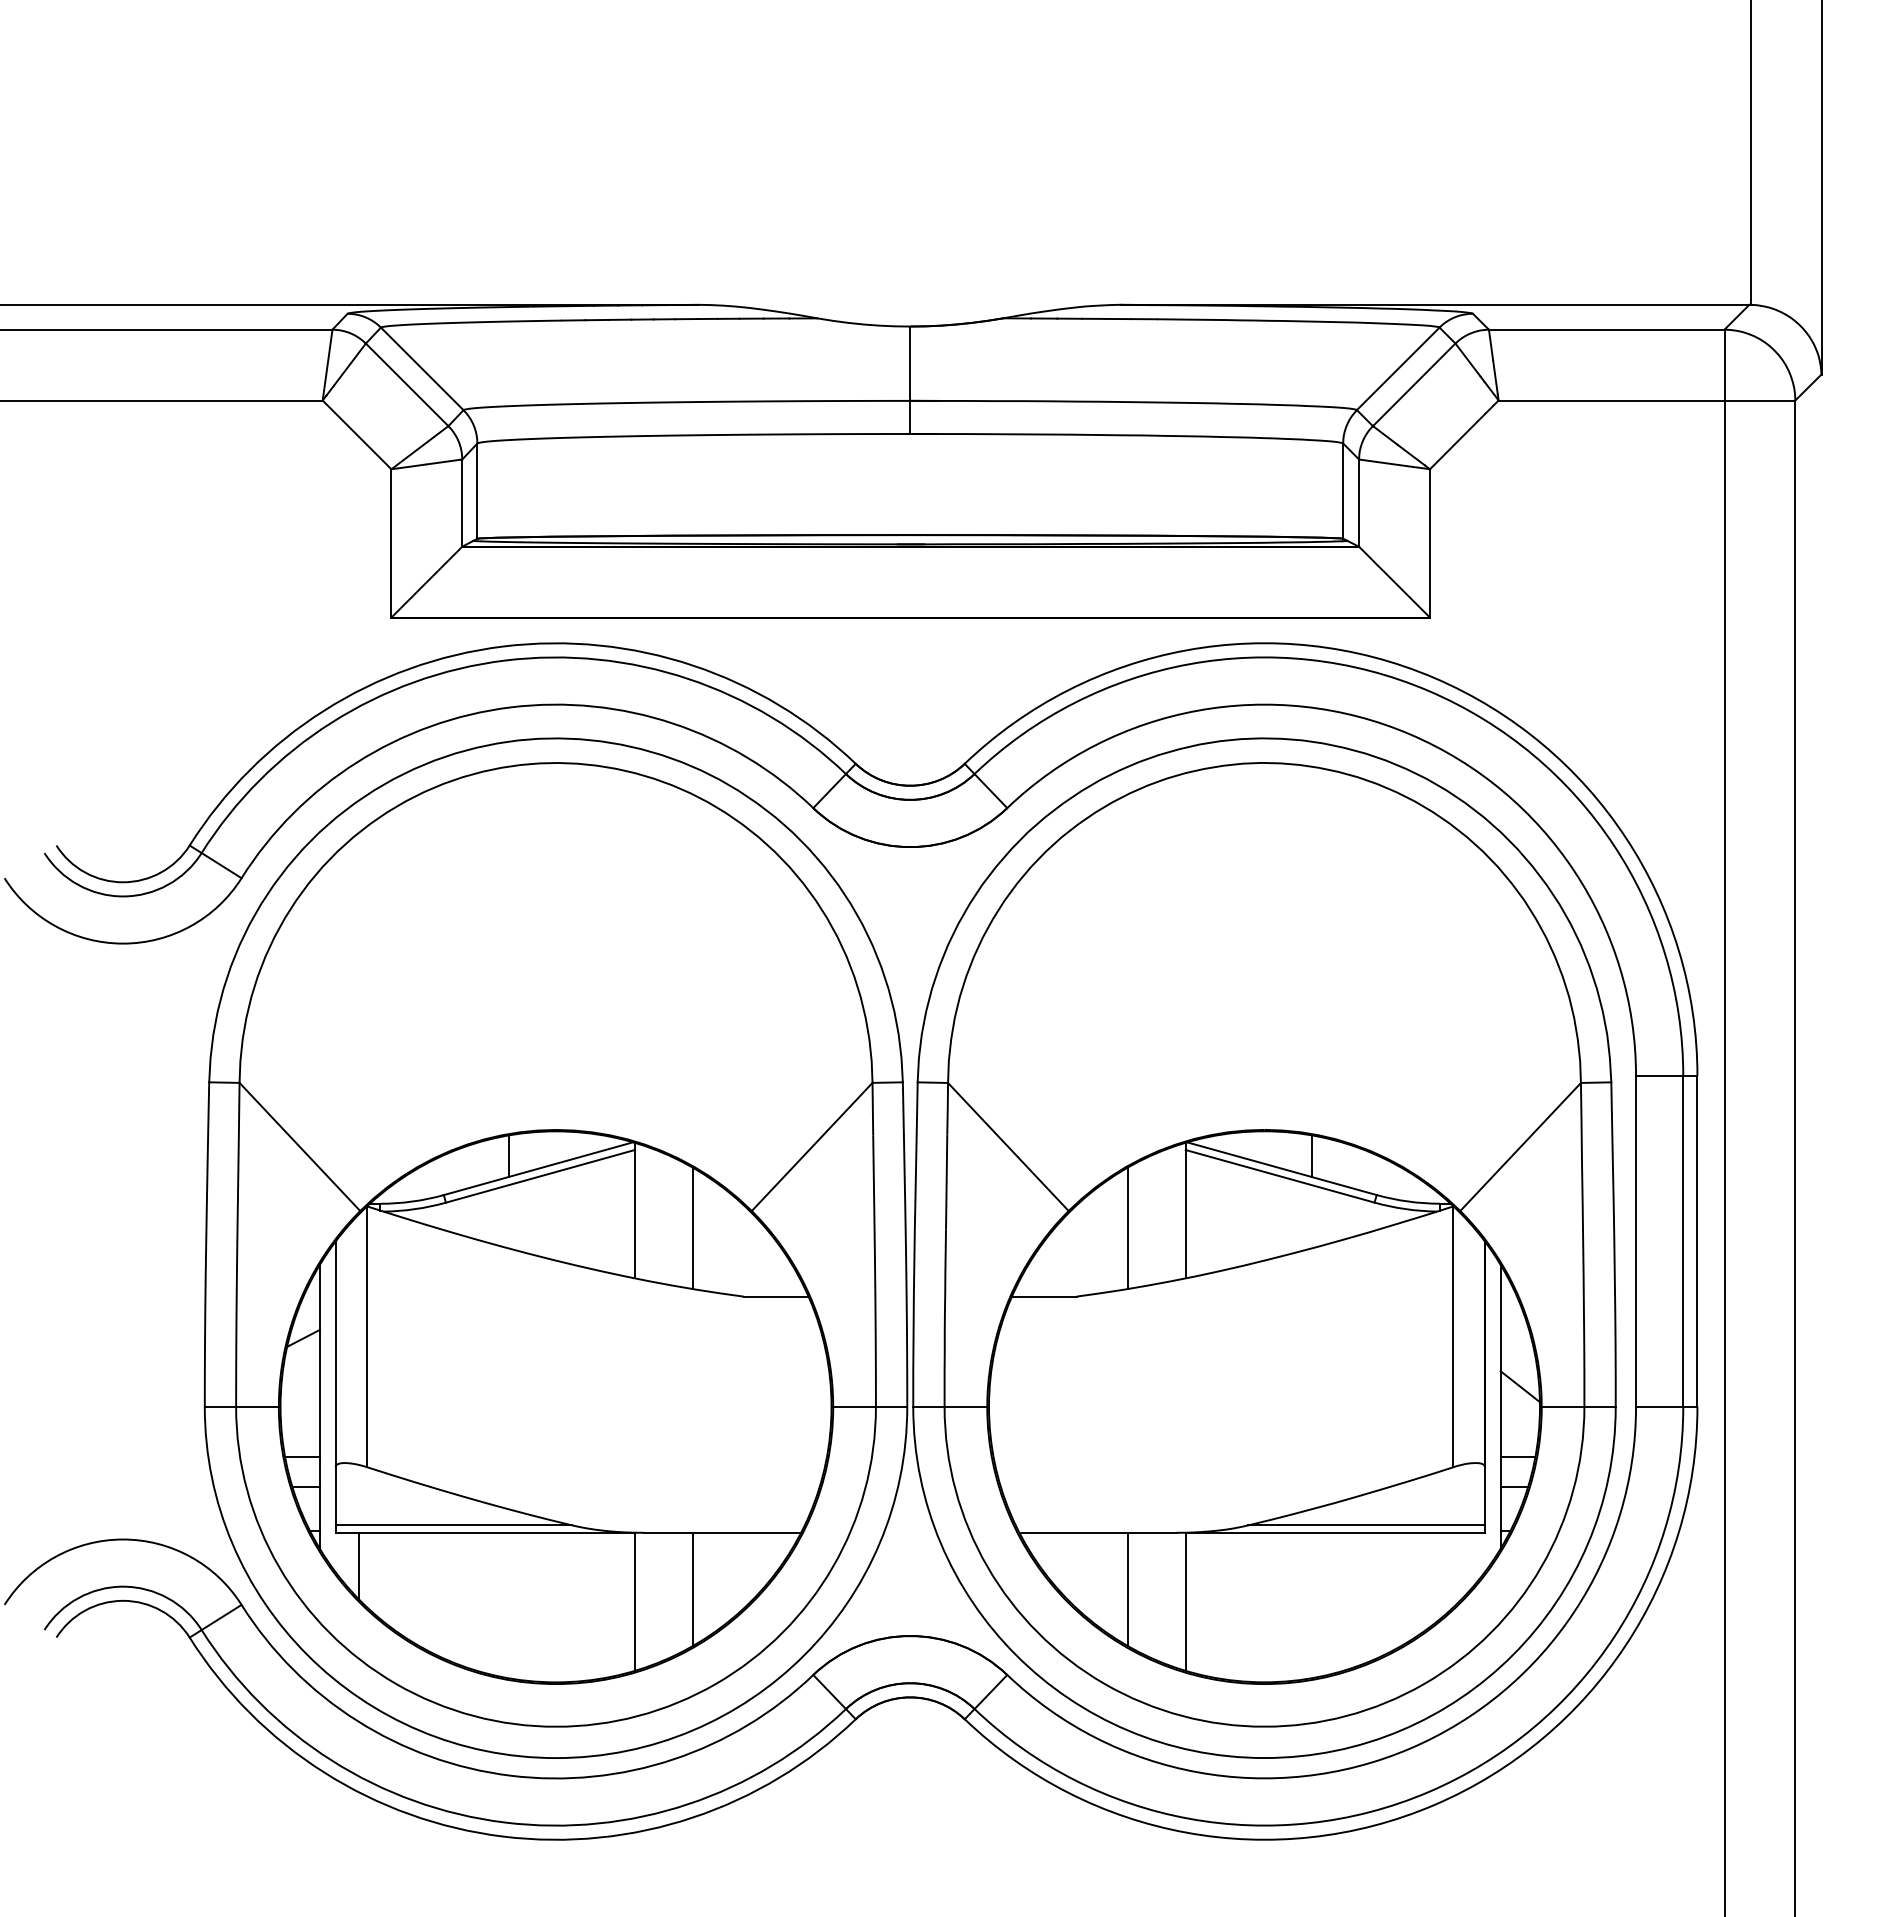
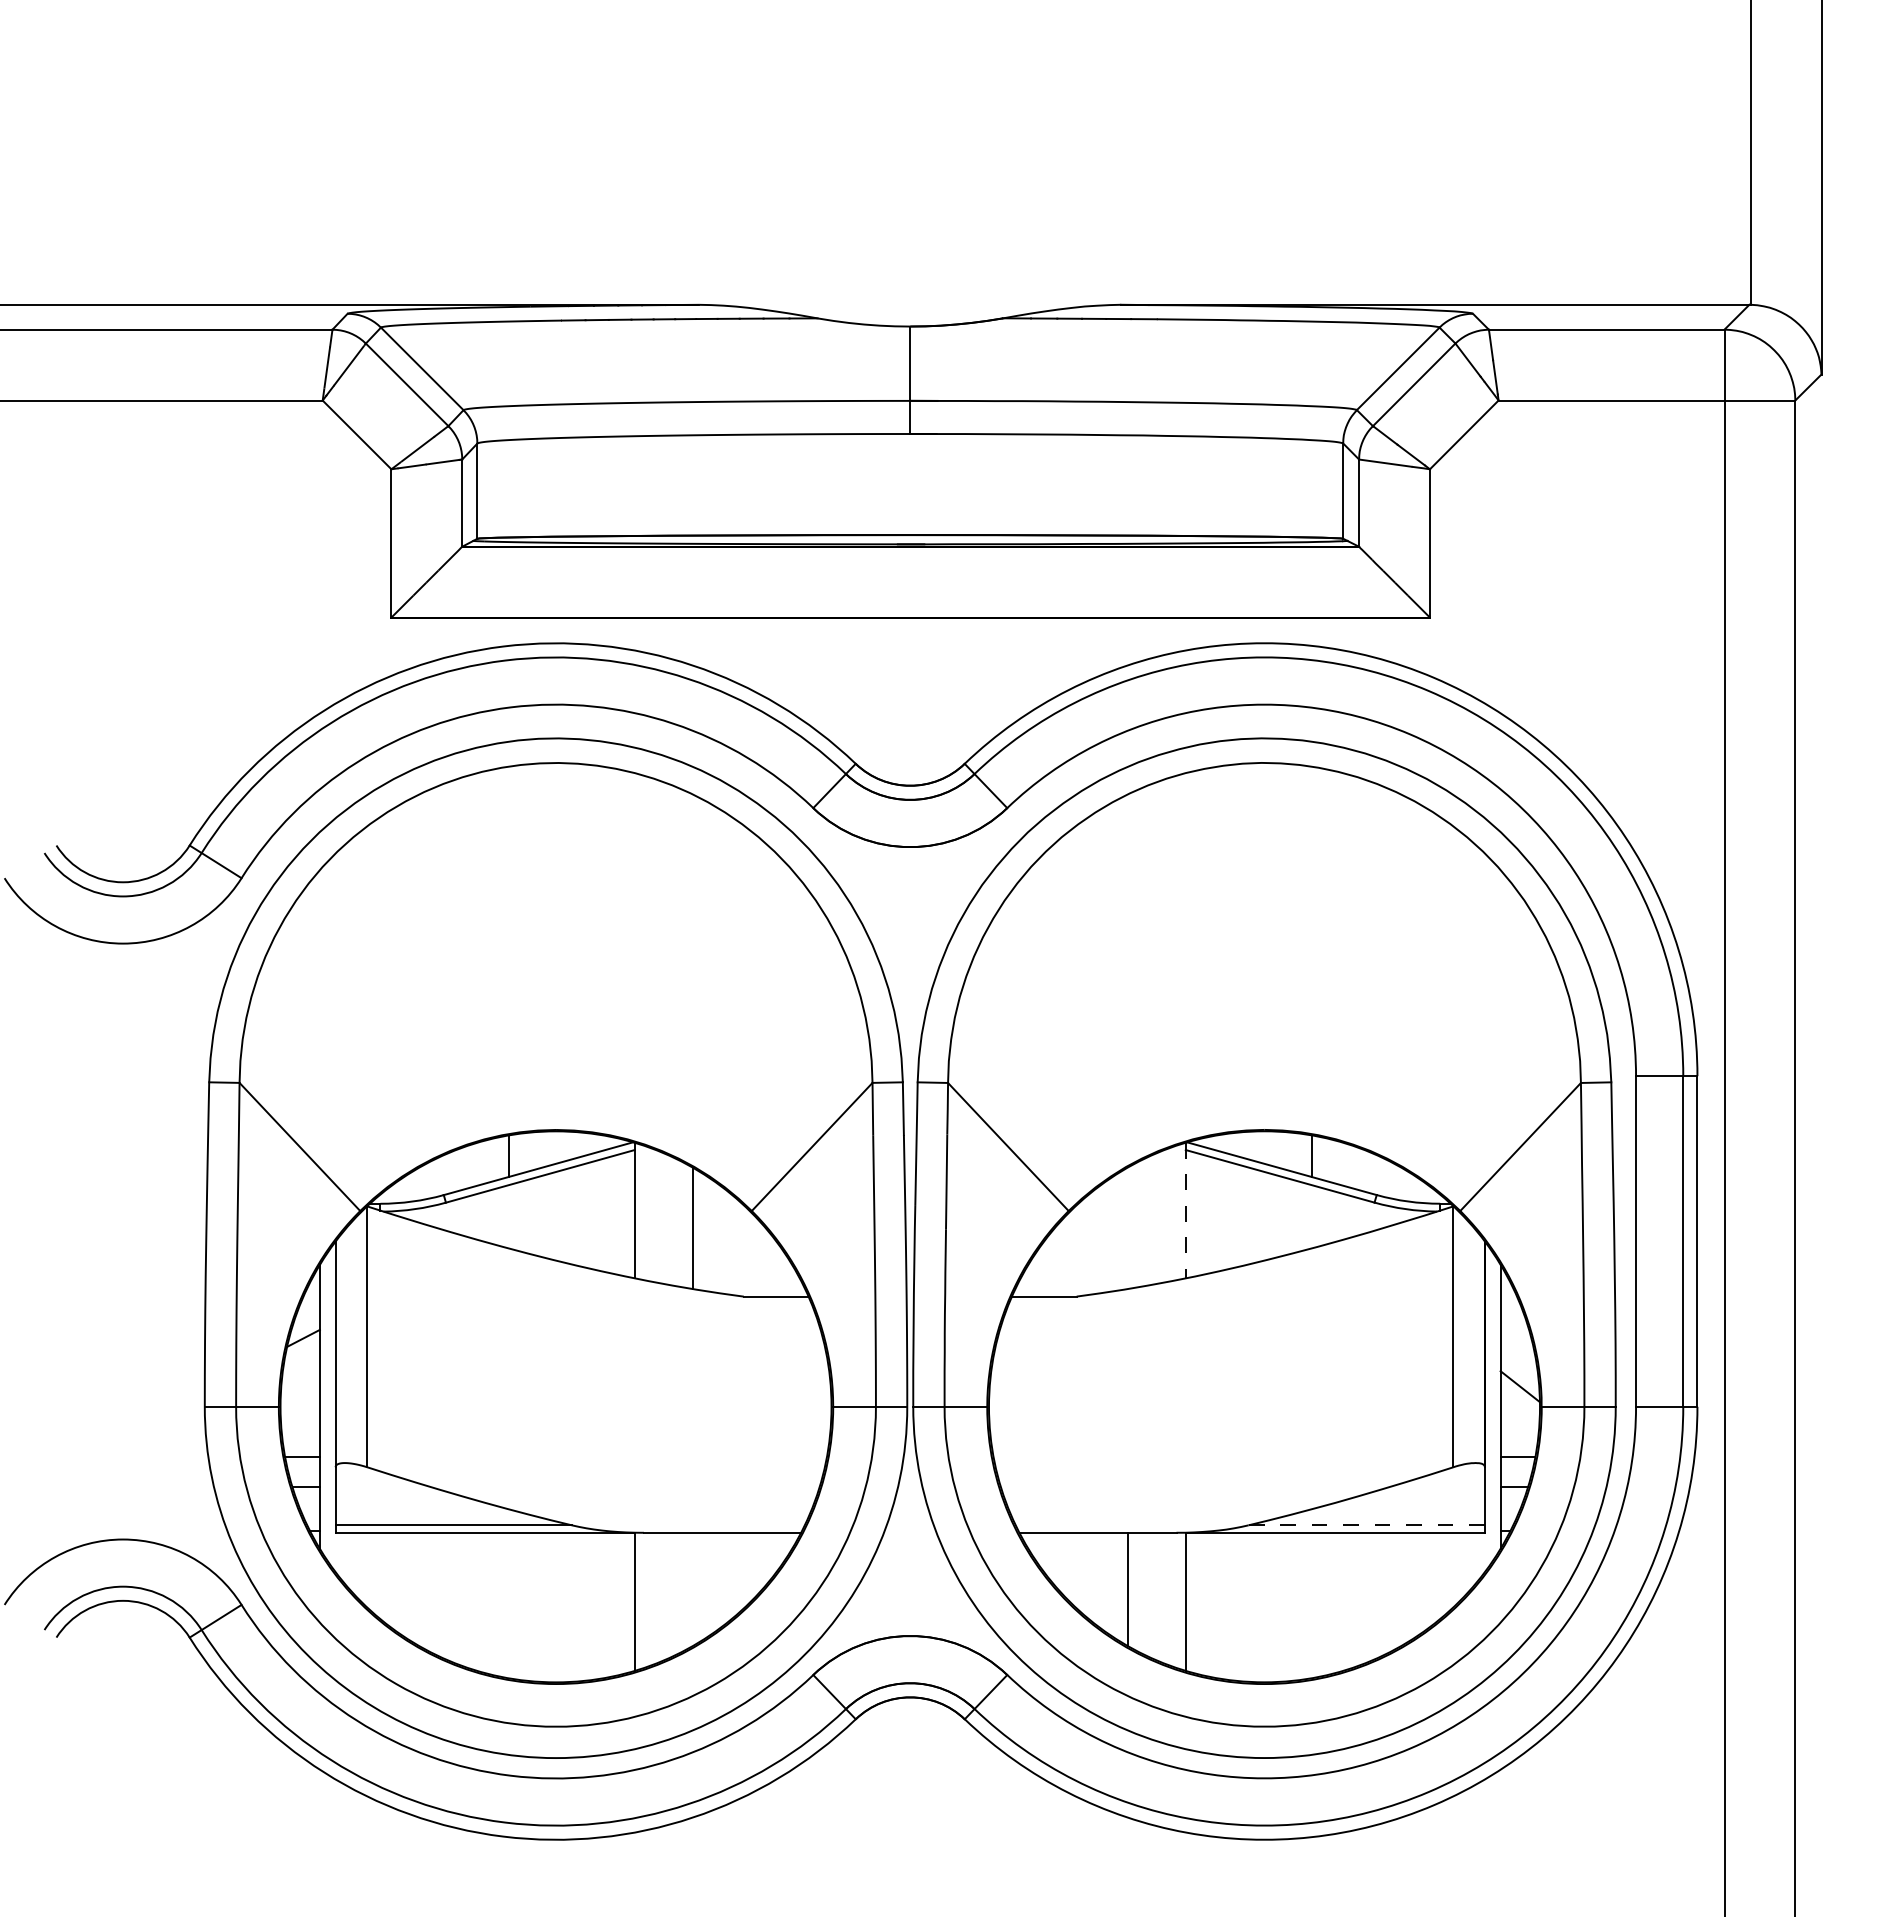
line: solid -> dashed (1185, 1210)
line: present -> none (1127, 1228)
line: solid -> dashed (1366, 1525)
line: present -> none (359, 1565)
line: present -> none (692, 1589)
